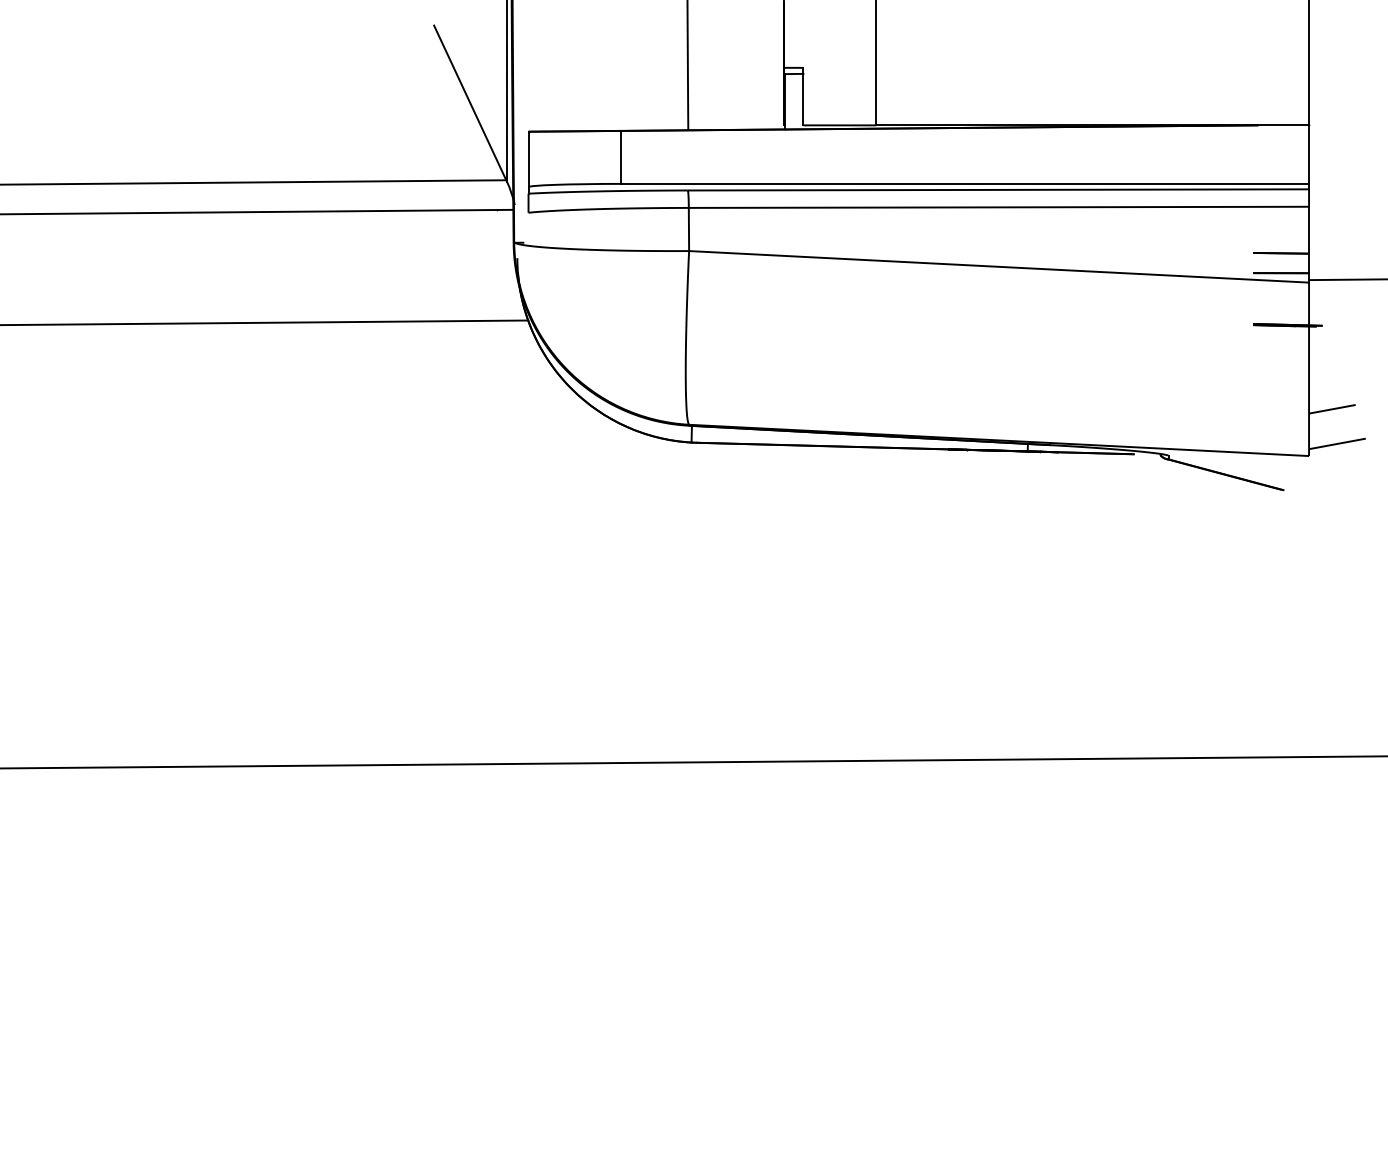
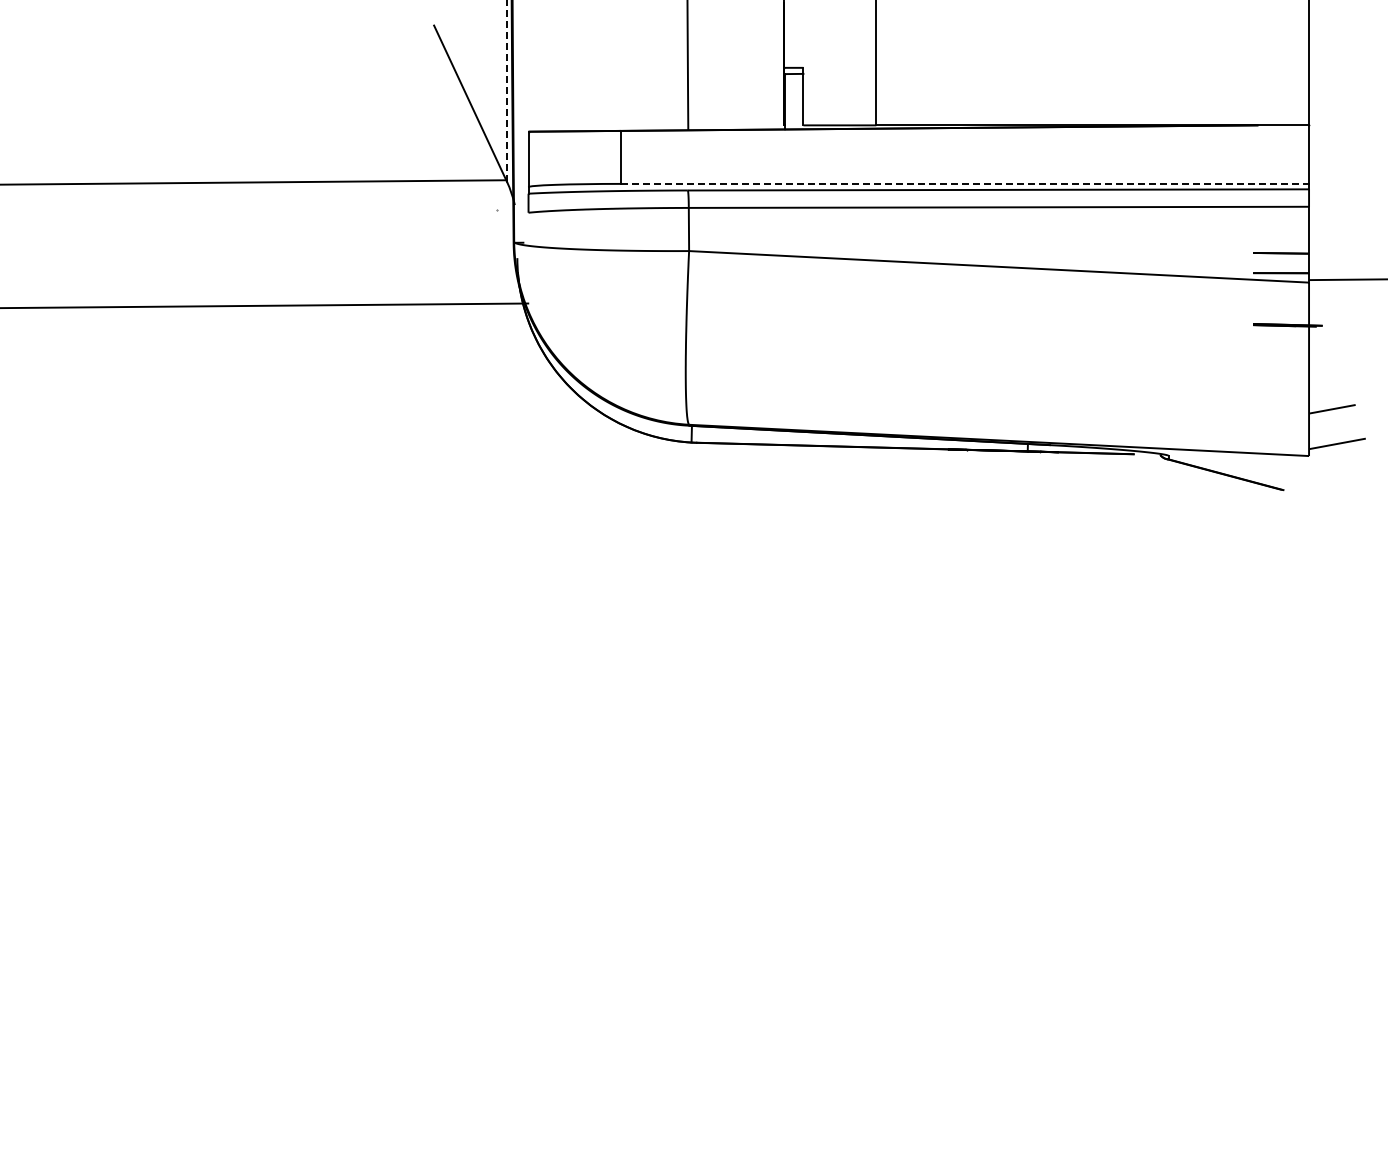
line: solid -> dashed (506, 90)
line: solid -> dashed (965, 183)
line: present -> none (257, 211)
line position: (265, 322) -> (265, 305) (265, 305)
line: present -> none (693, 762)
